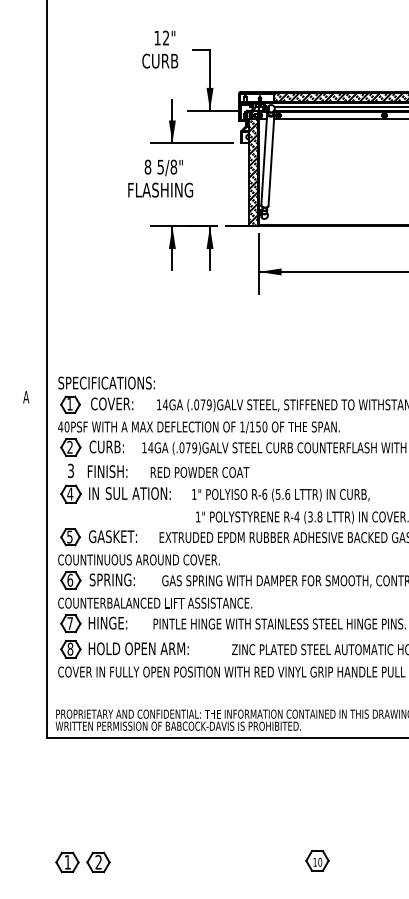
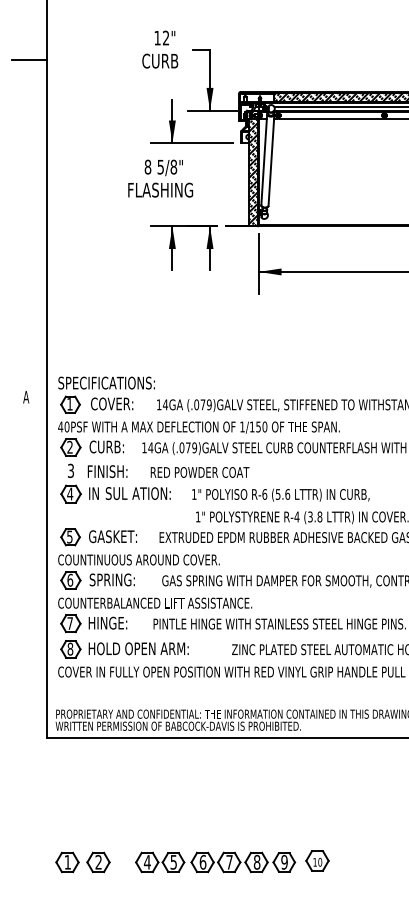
line: none -> present (29, 60)
part: none -> present (215, 862)
